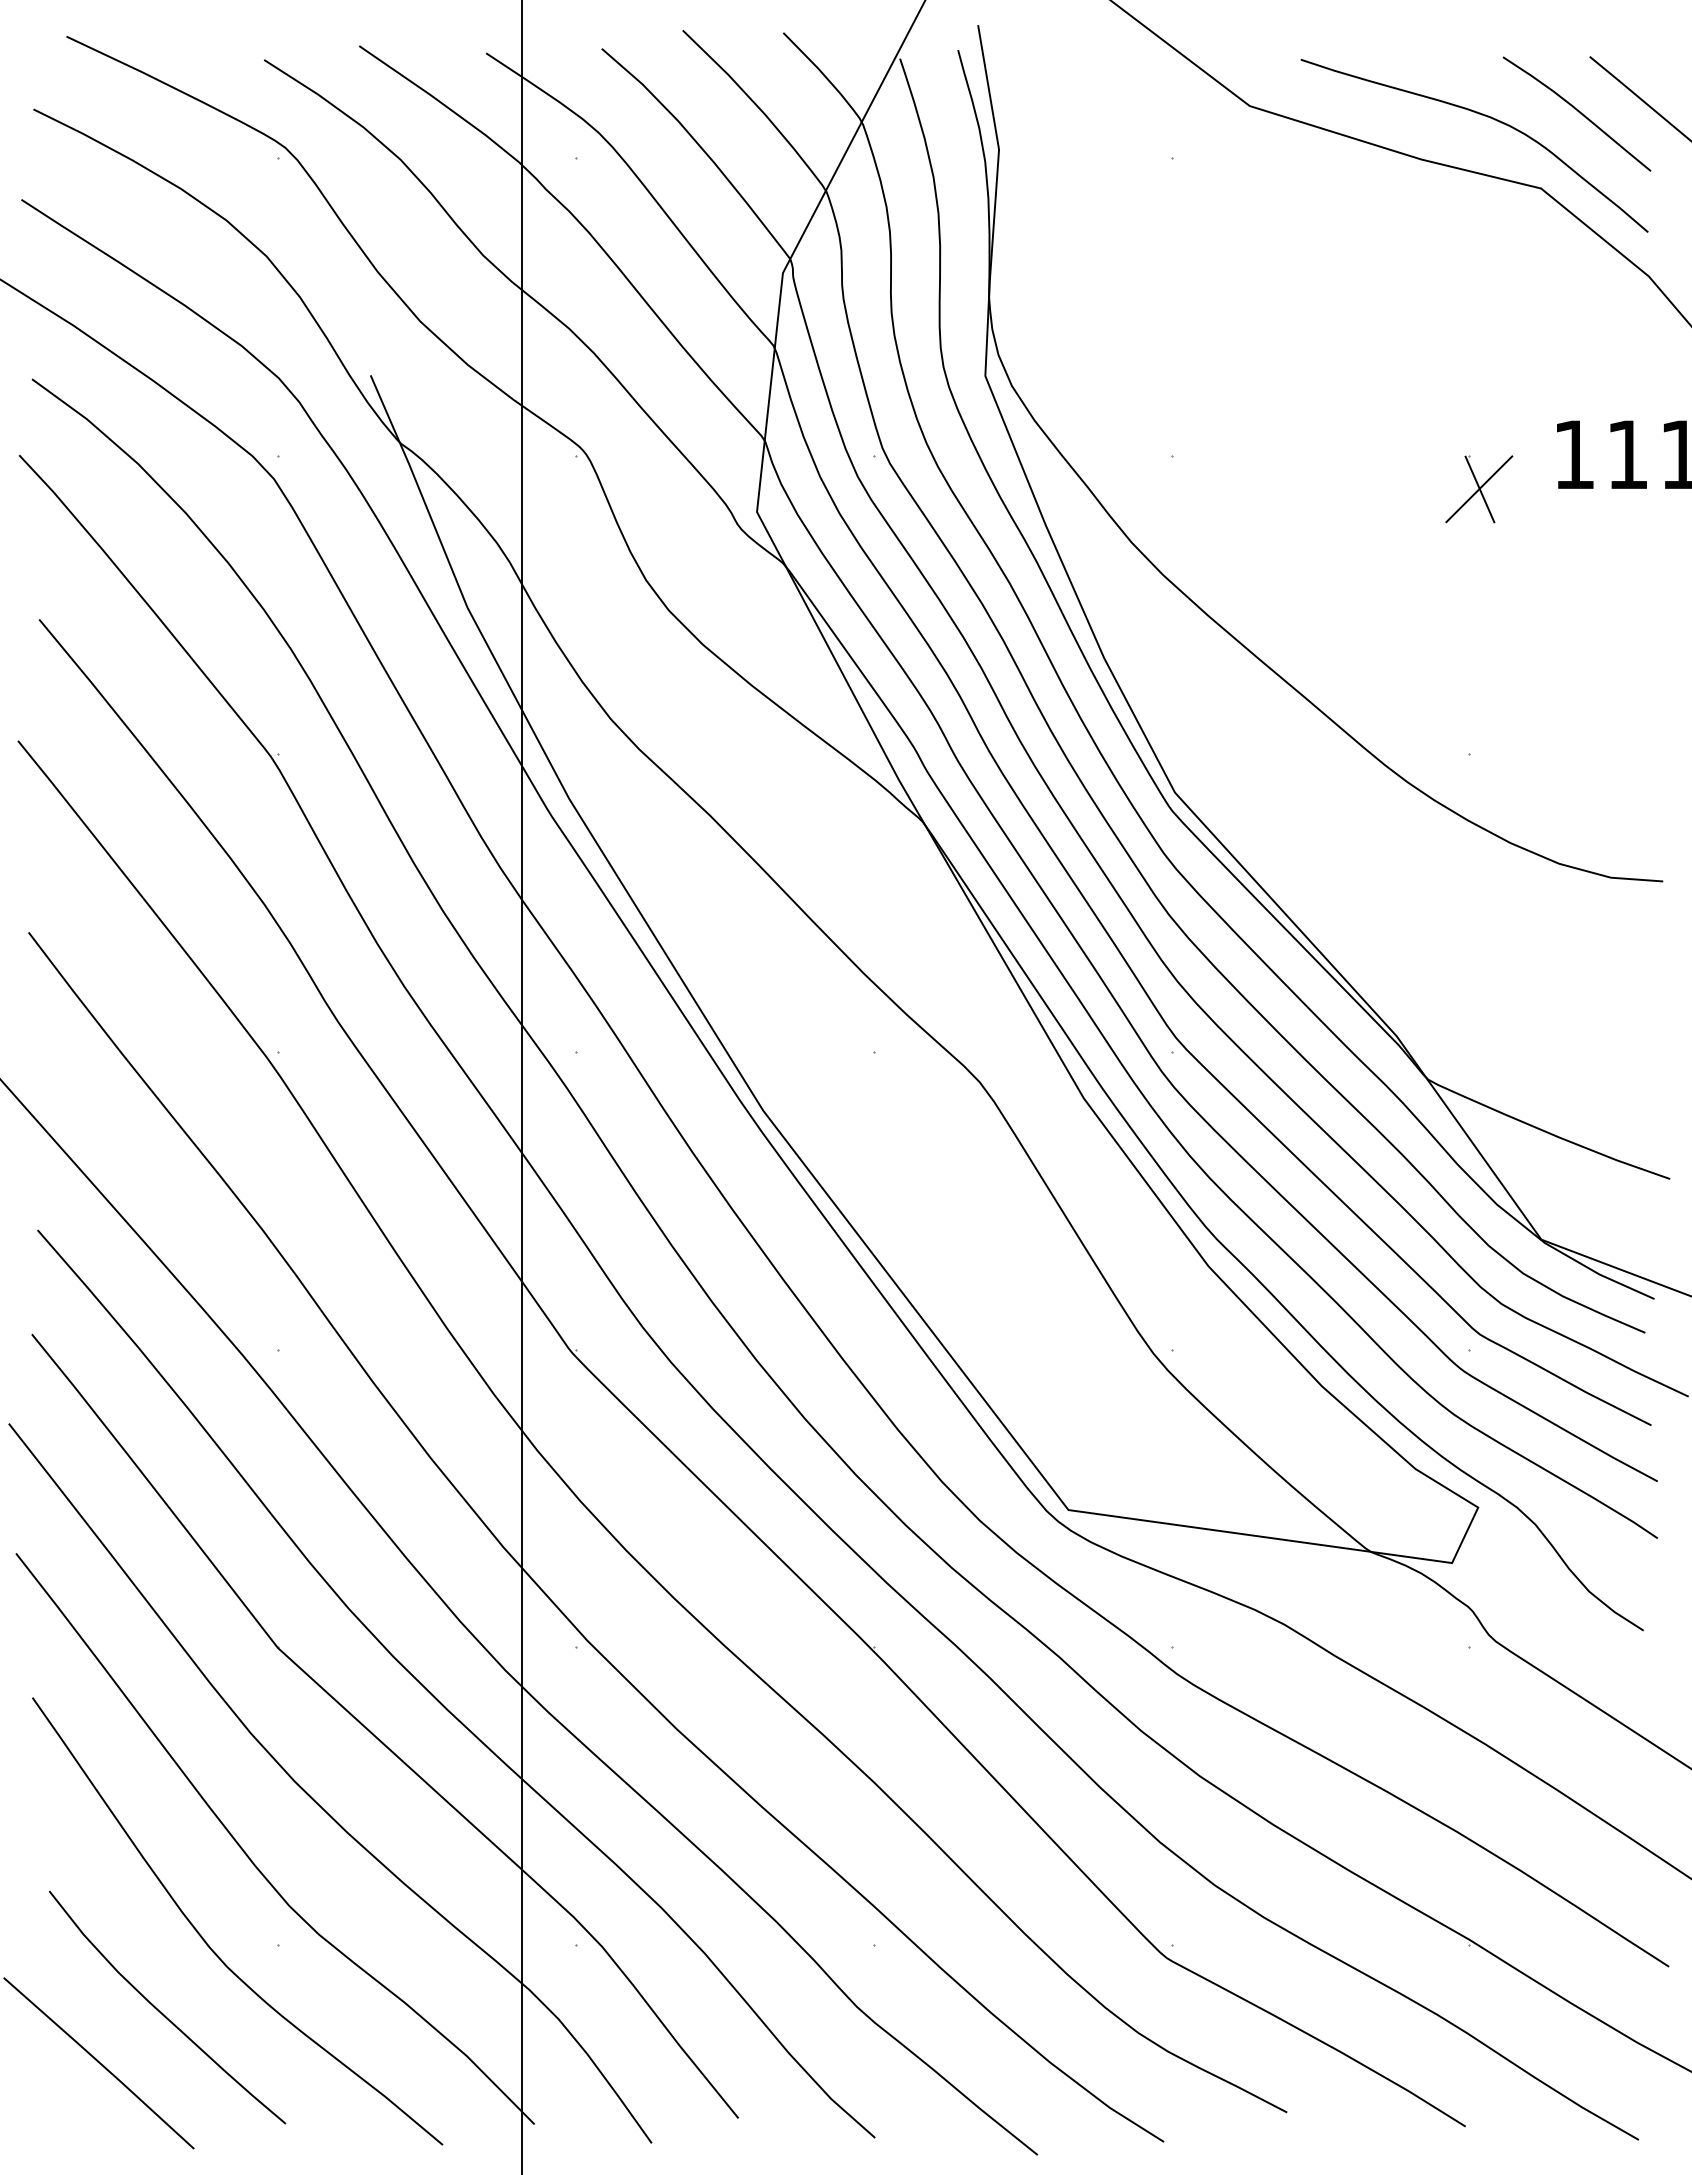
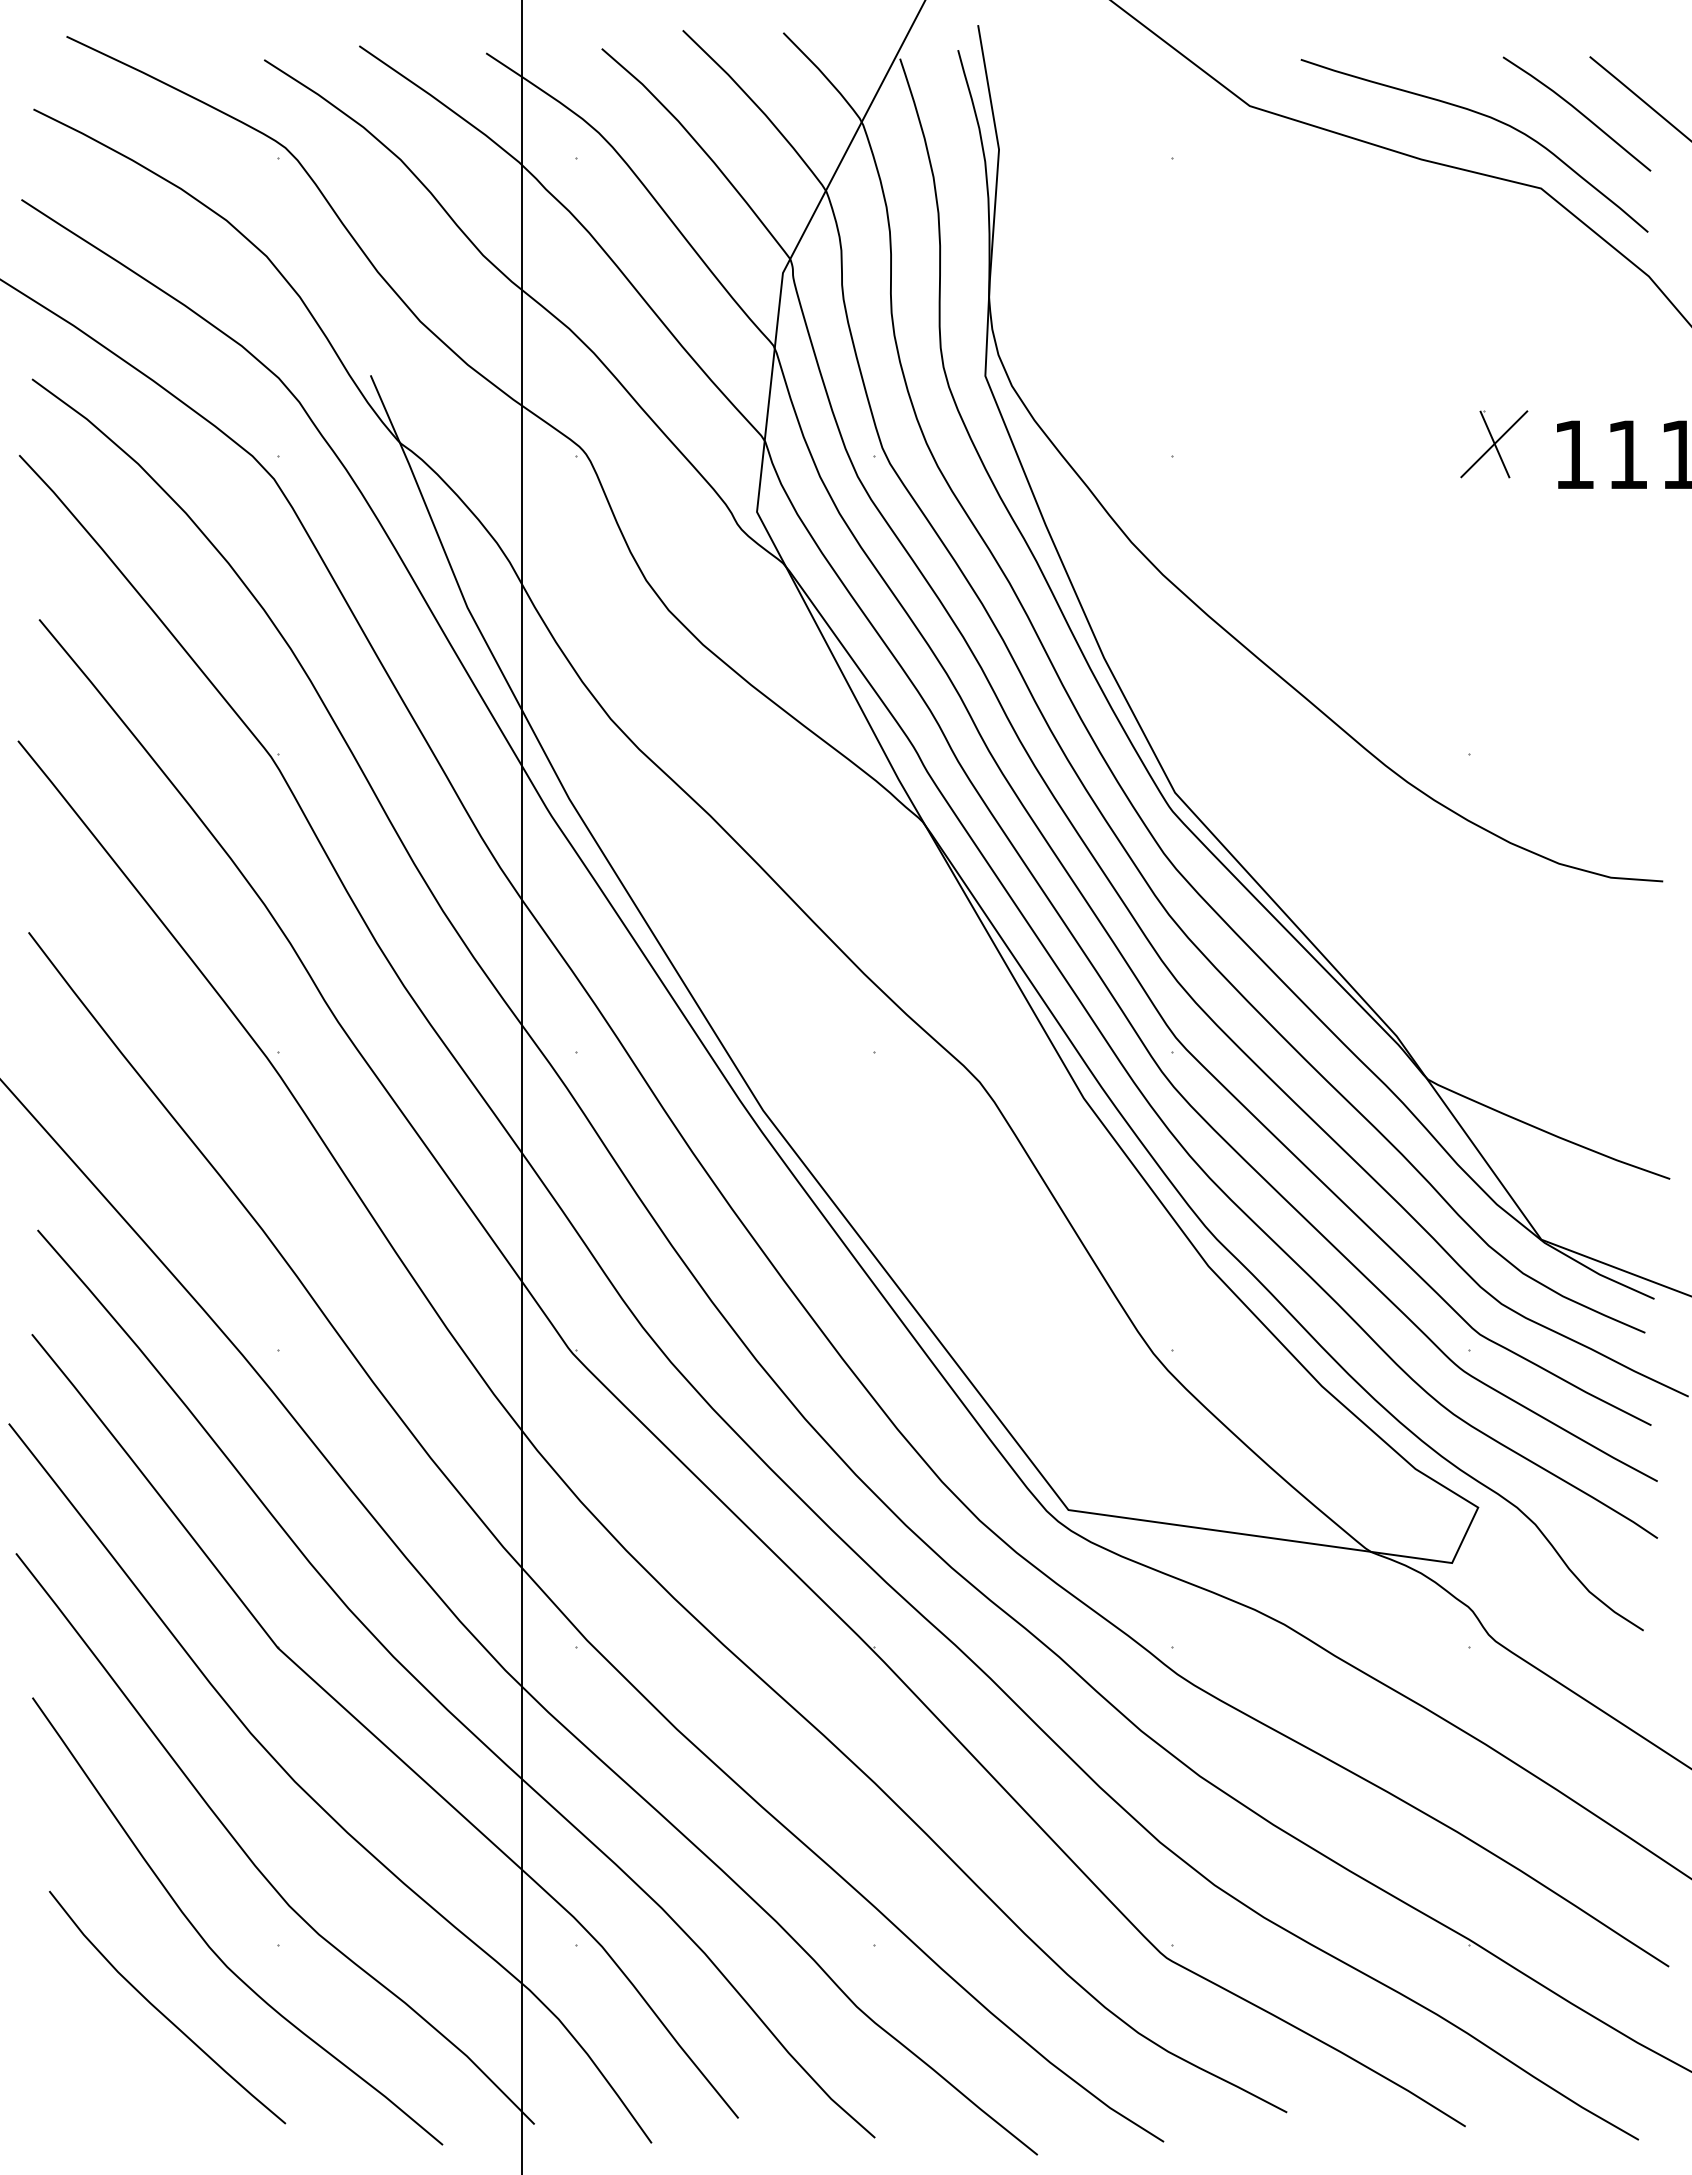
part position: (1479, 489) -> (1494, 444) (1494, 444)
line: present -> none (98, 2063)
